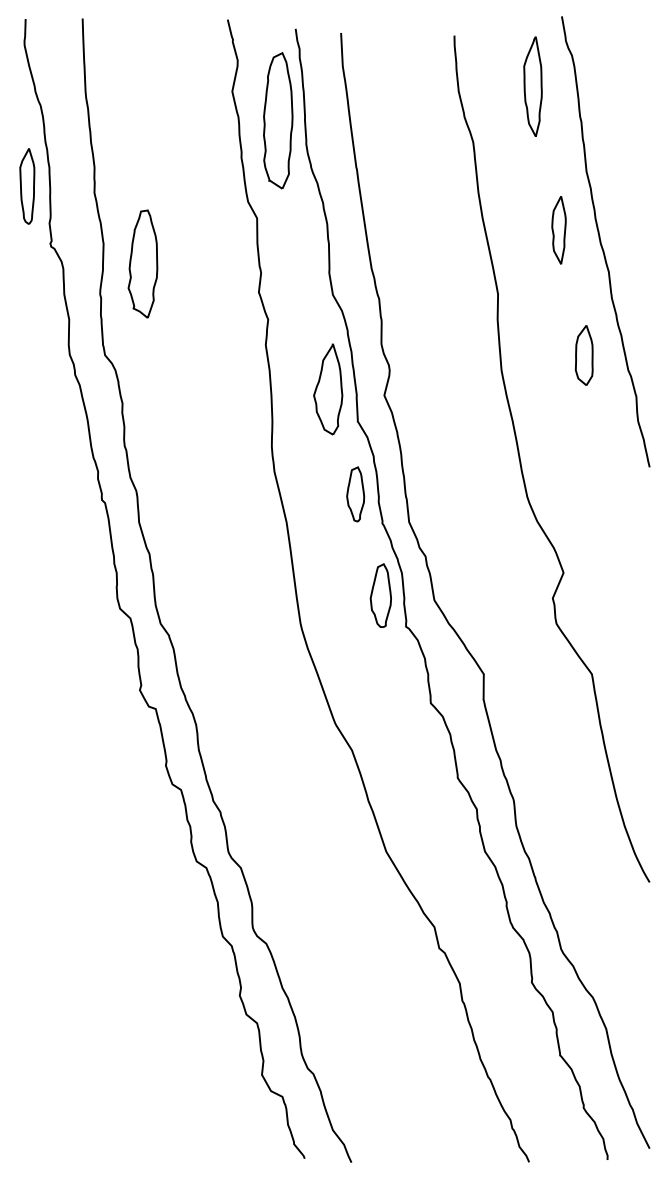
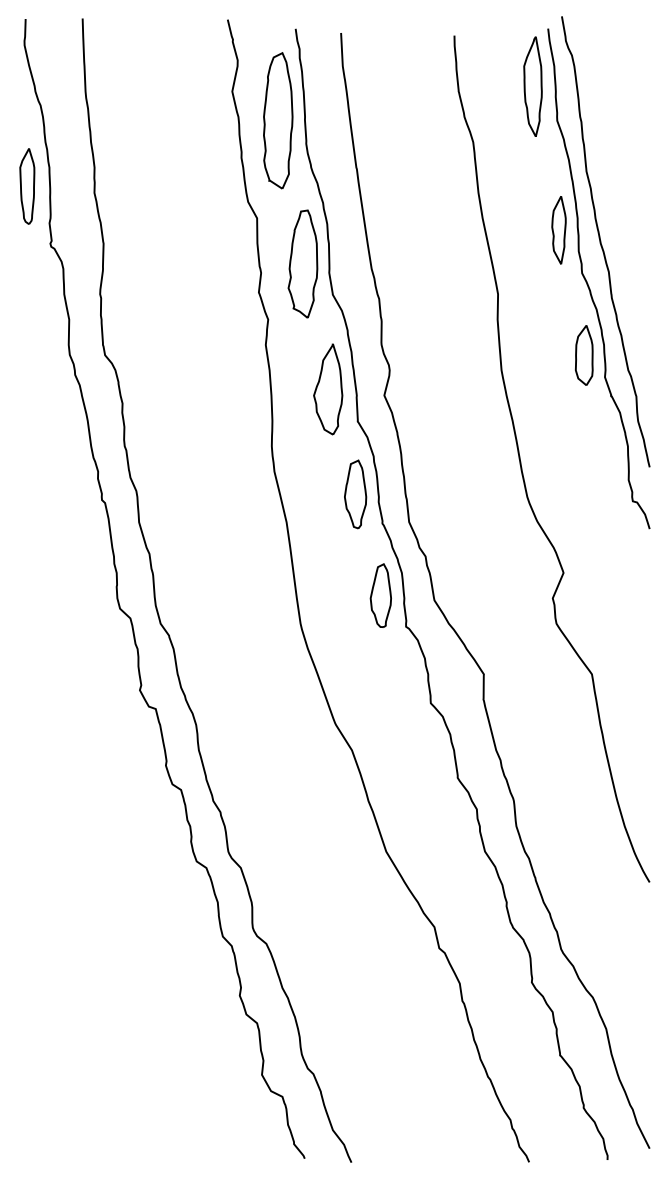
part position: (142, 263) -> (302, 263) (302, 263)
curve: none -> present (588, 283)
part size: 20x57 px -> 24x71 px (355, 494)
